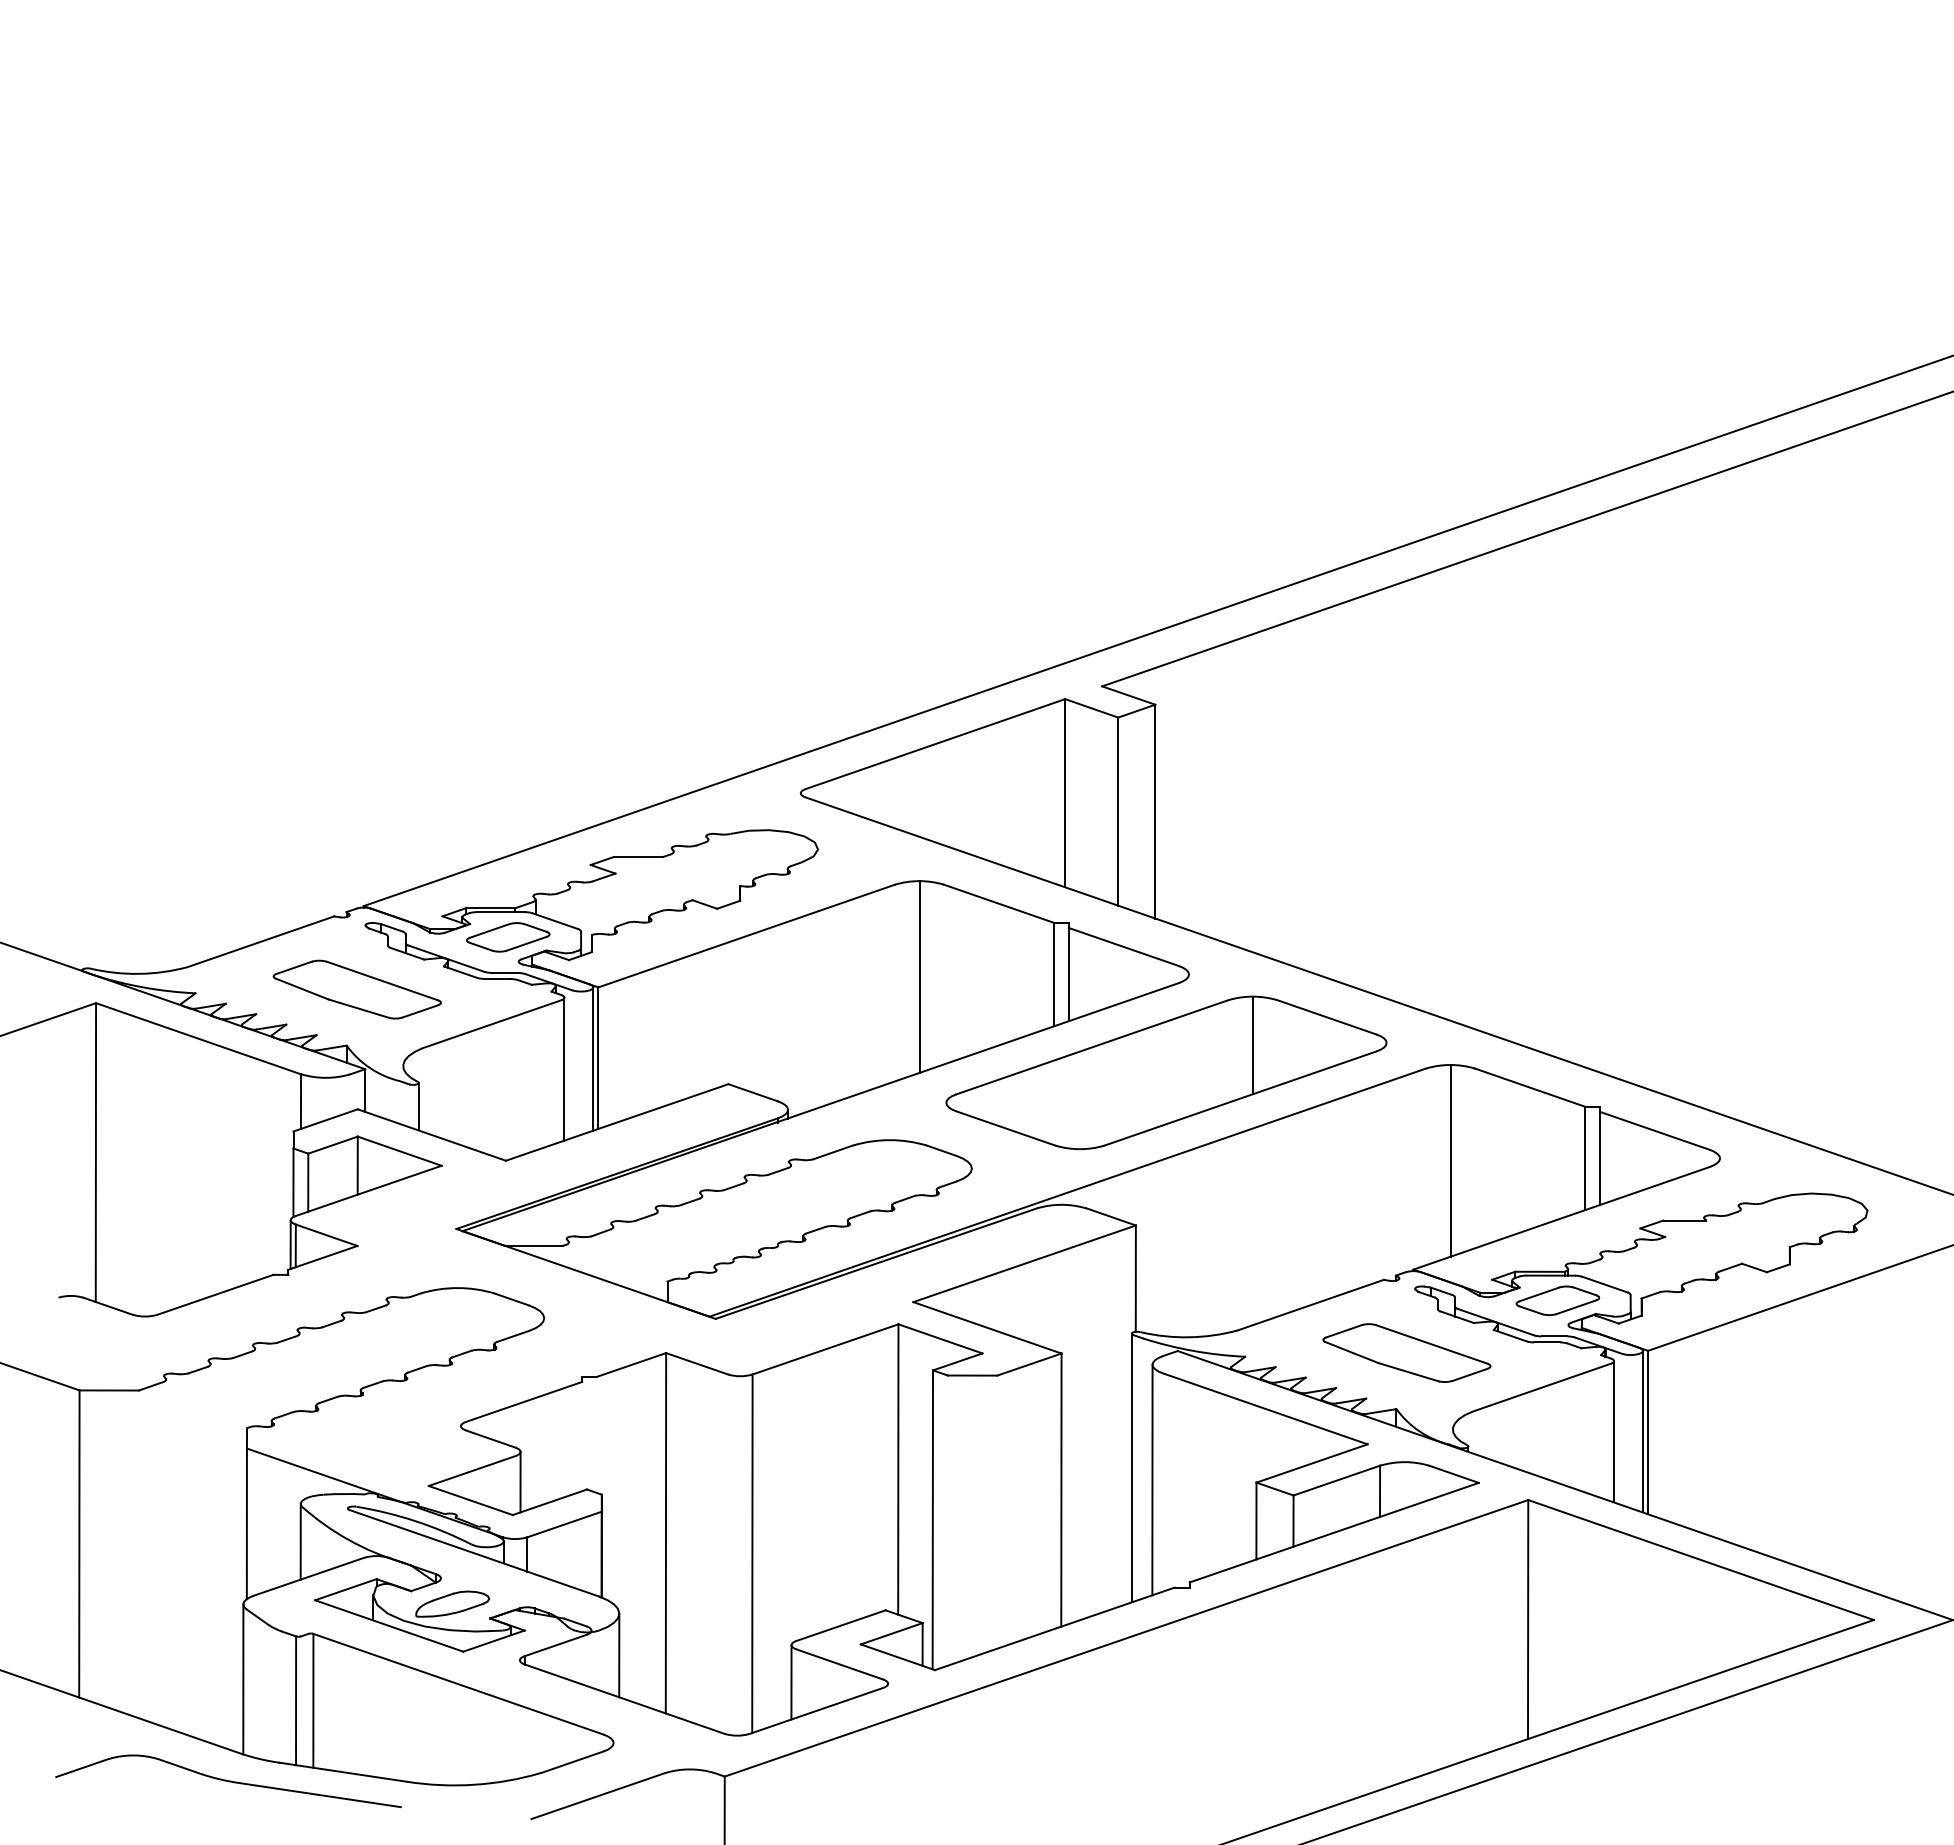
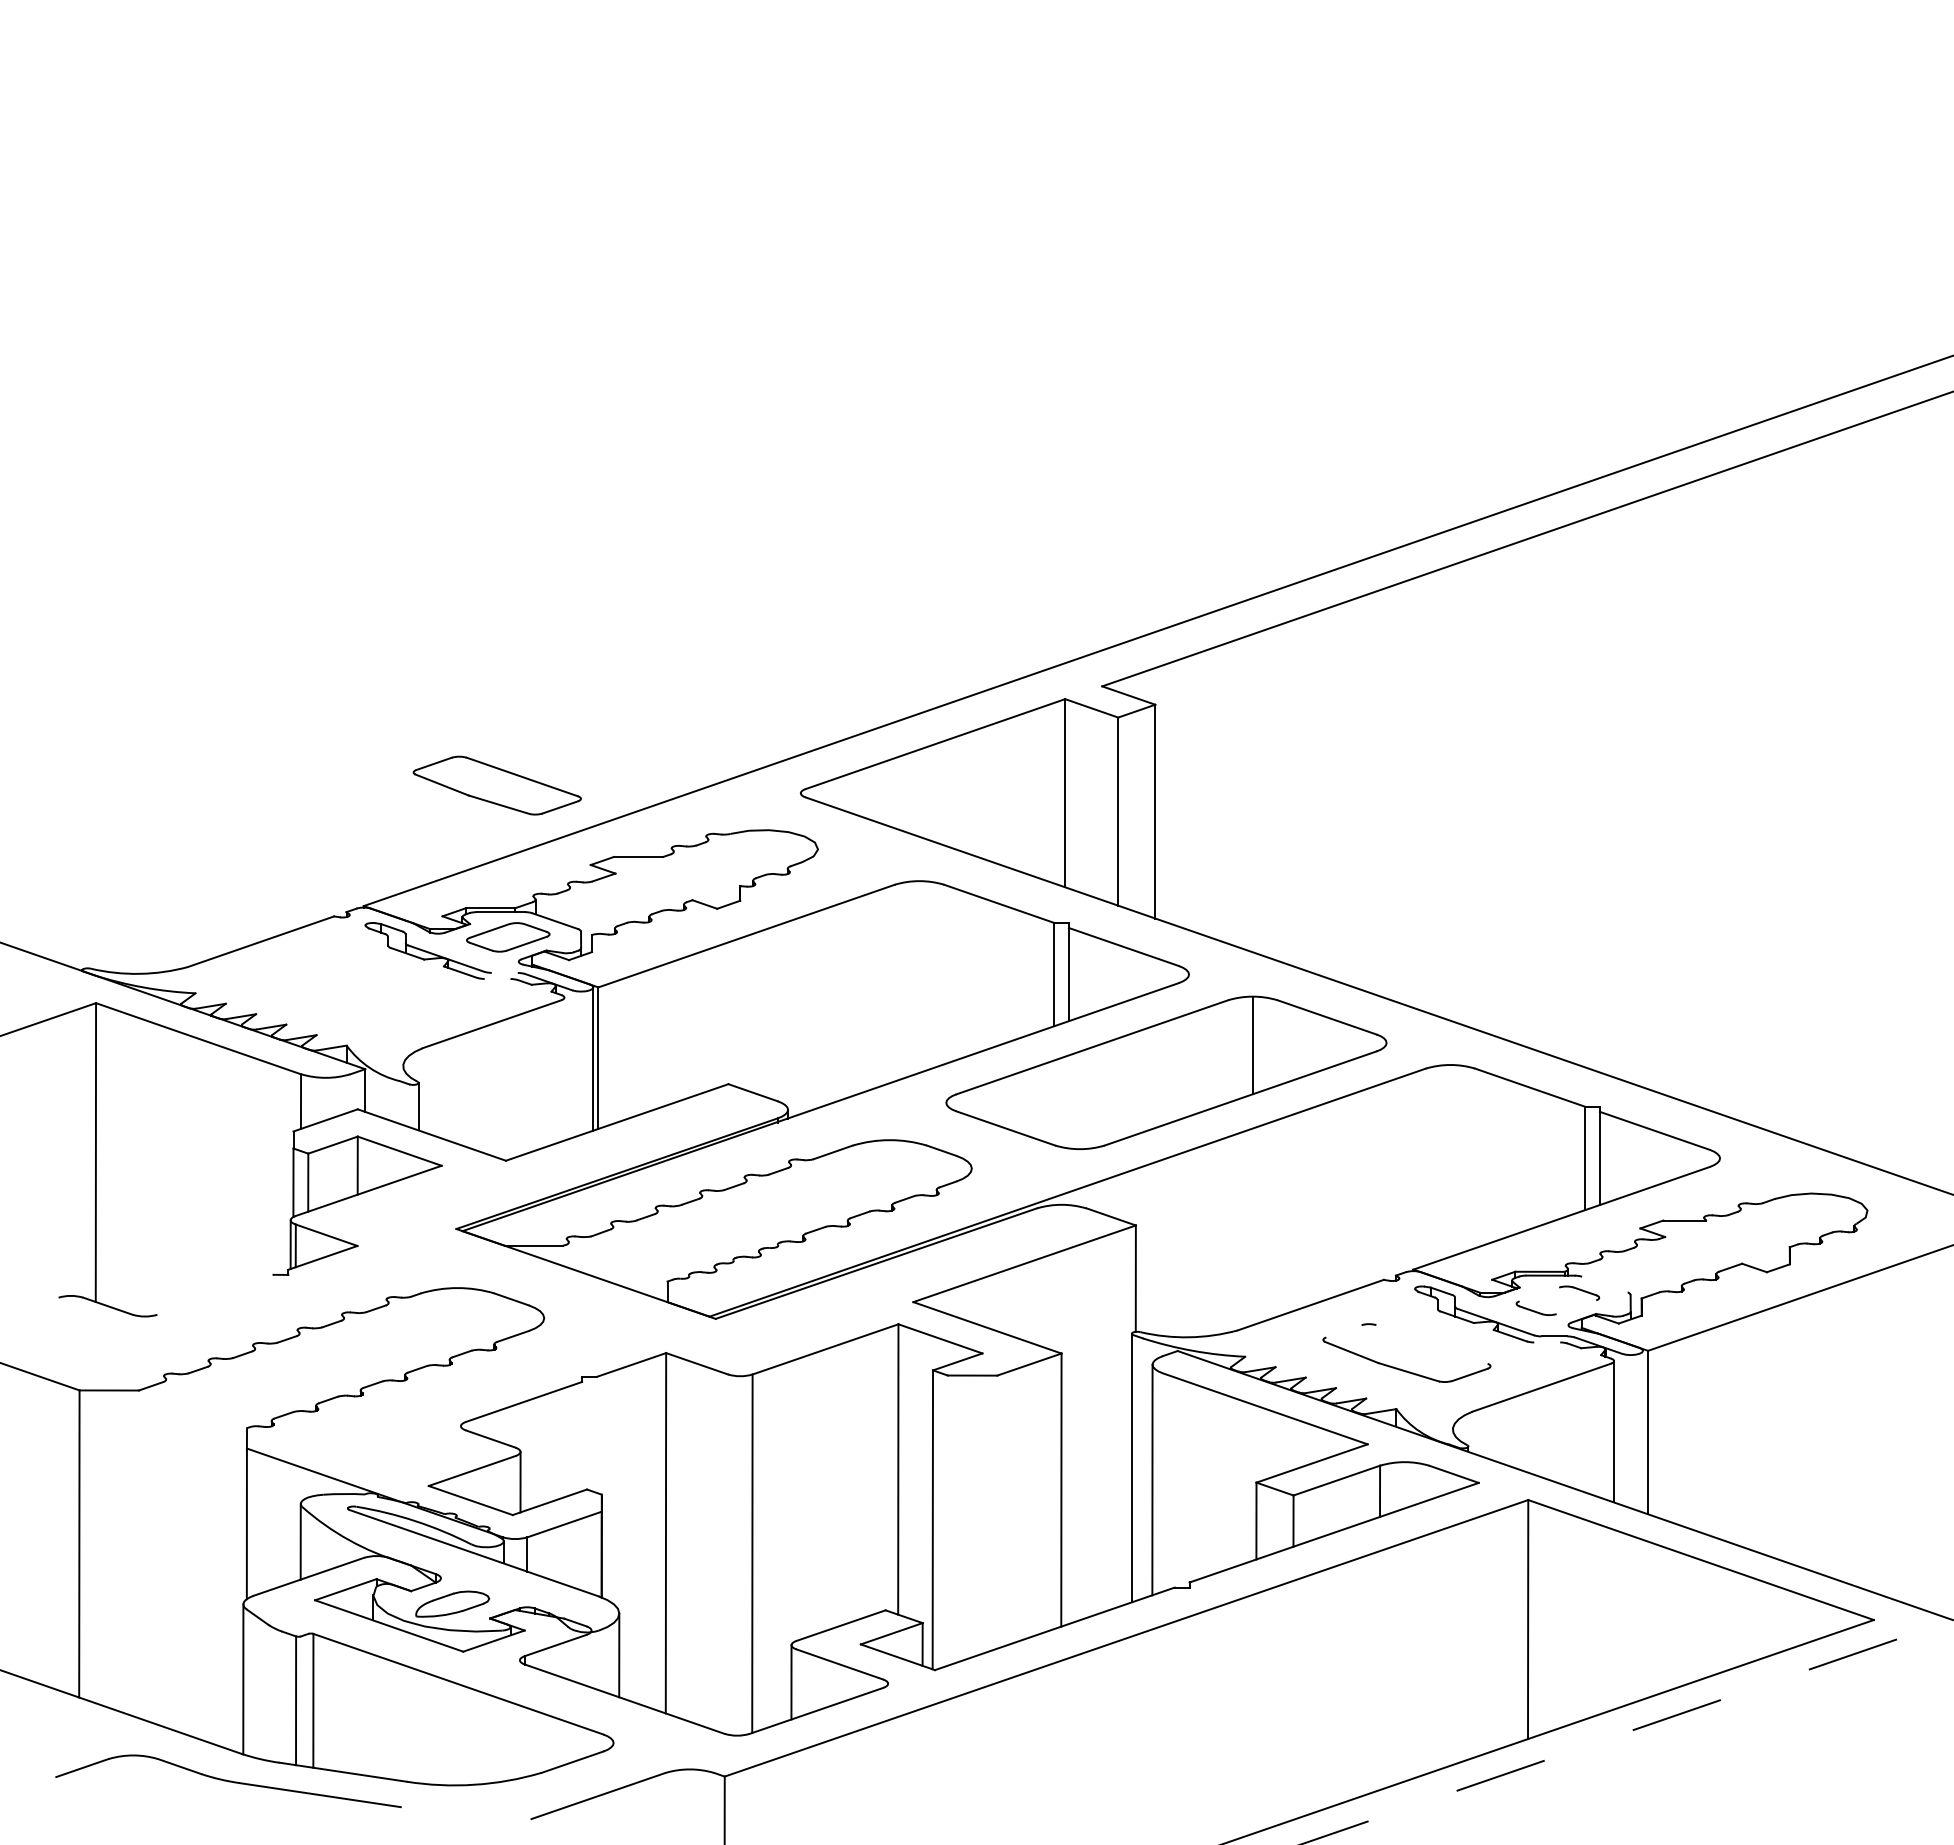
line: present -> none (504, 972)
line: present -> none (919, 976)
line: present -> none (497, 979)
part position: (356, 989) -> (496, 785) (496, 785)
line: present -> none (564, 1068)
line: present -> none (1450, 1160)
line: present -> none (1604, 1284)
line: present -> none (215, 1294)
line: present -> none (1539, 1294)
line: present -> none (1576, 1307)
line: present -> none (1343, 1331)
line: present -> none (1547, 1342)
line: present -> none (1431, 1344)
line: present -> none (1643, 1430)
line: solid -> dashed (1626, 1732)
